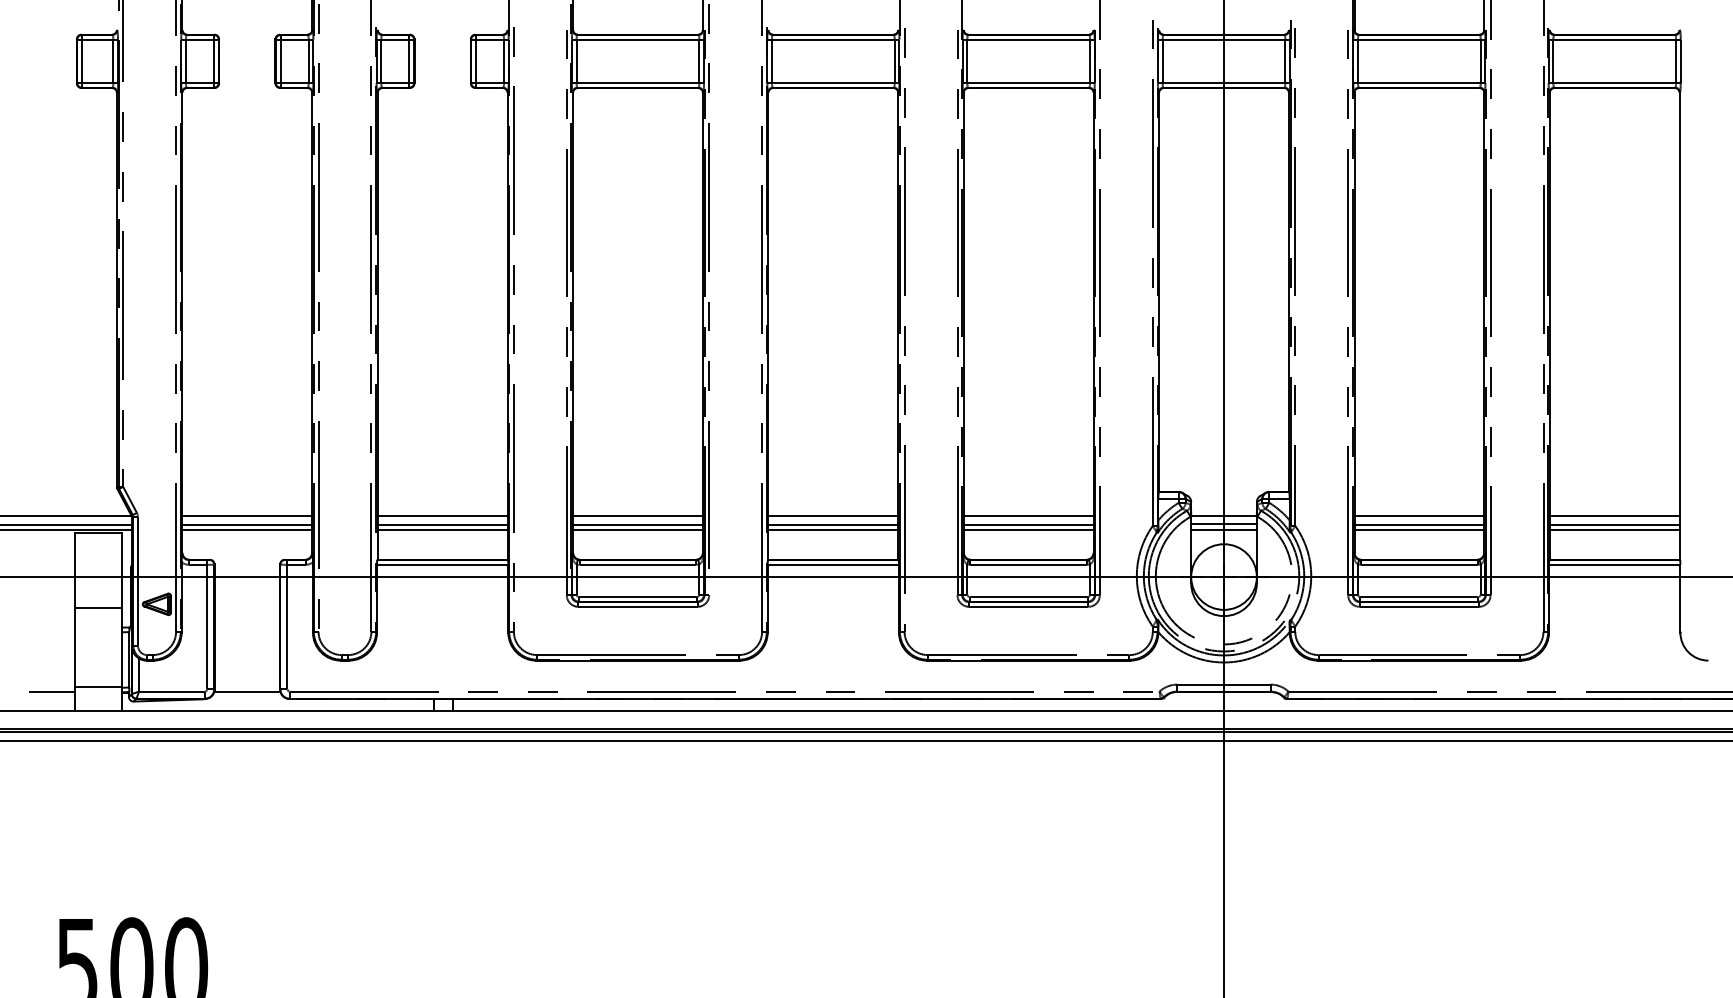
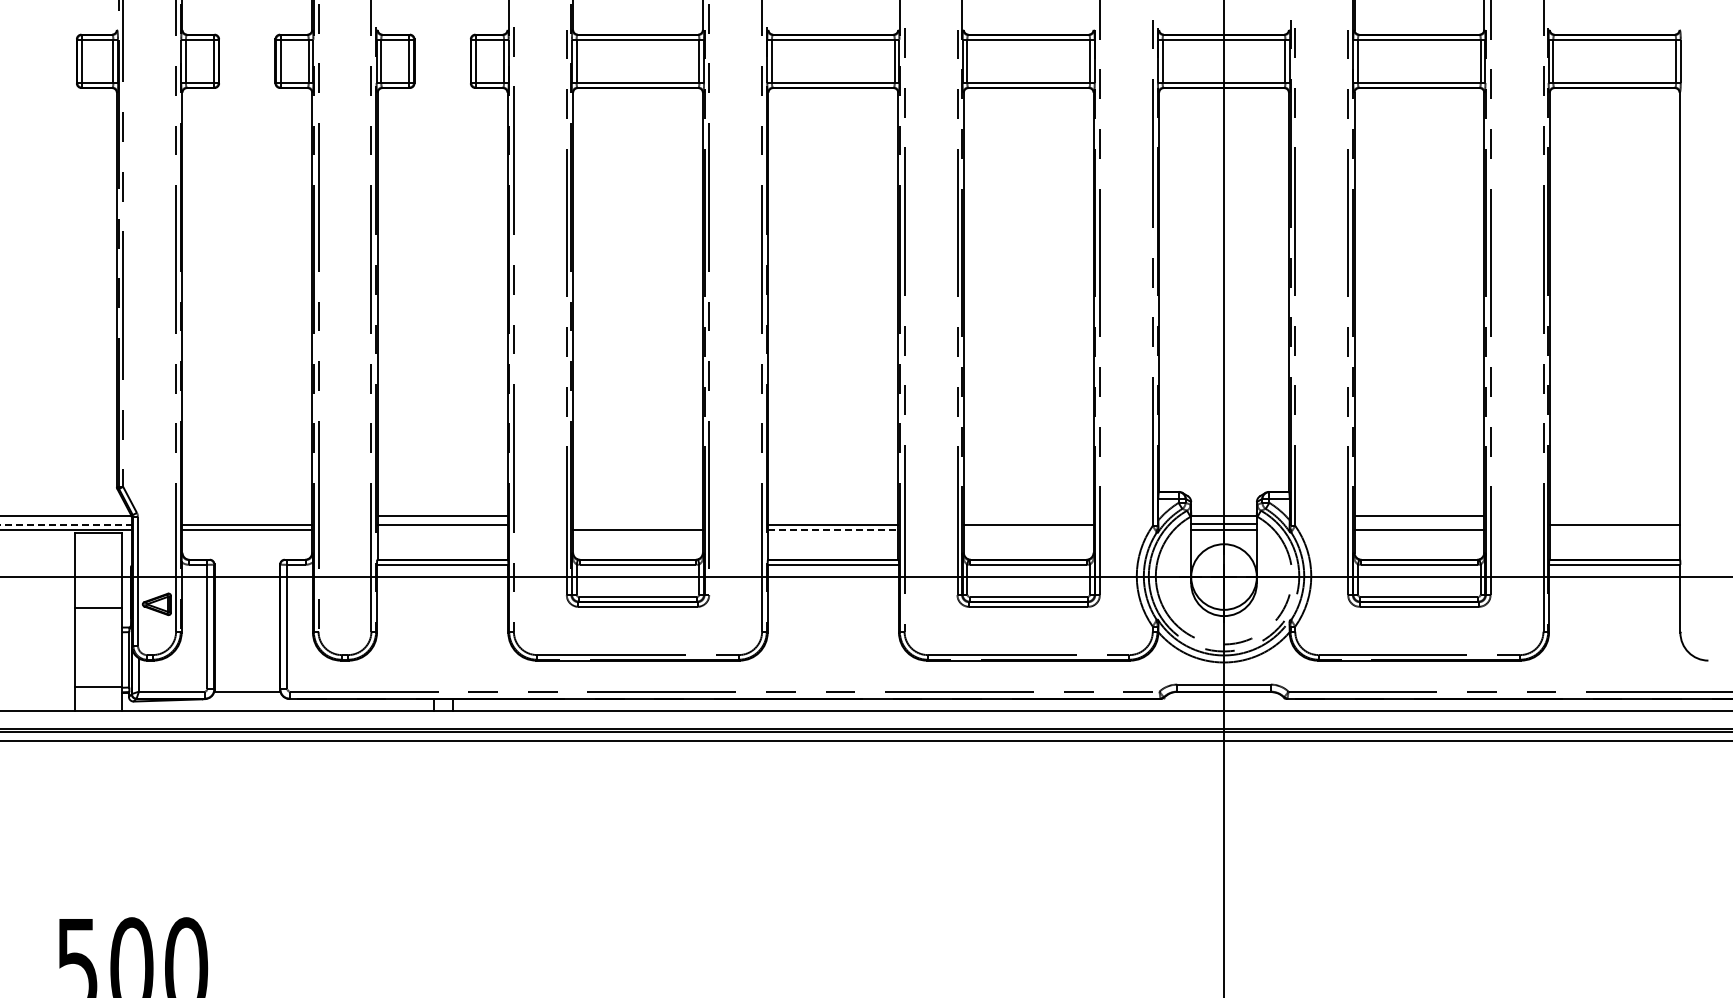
line: present -> none (247, 516)
line: present -> none (637, 516)
line: present -> none (833, 516)
line: present -> none (1028, 516)
line: present -> none (1614, 516)
line: solid -> dashed (65, 525)
line: present -> none (637, 525)
line: present -> none (1419, 525)
line: present -> none (442, 530)
line: solid -> dashed (833, 530)
line: present -> none (1028, 530)
line: present -> none (1614, 530)
line: present -> none (51, 691)
